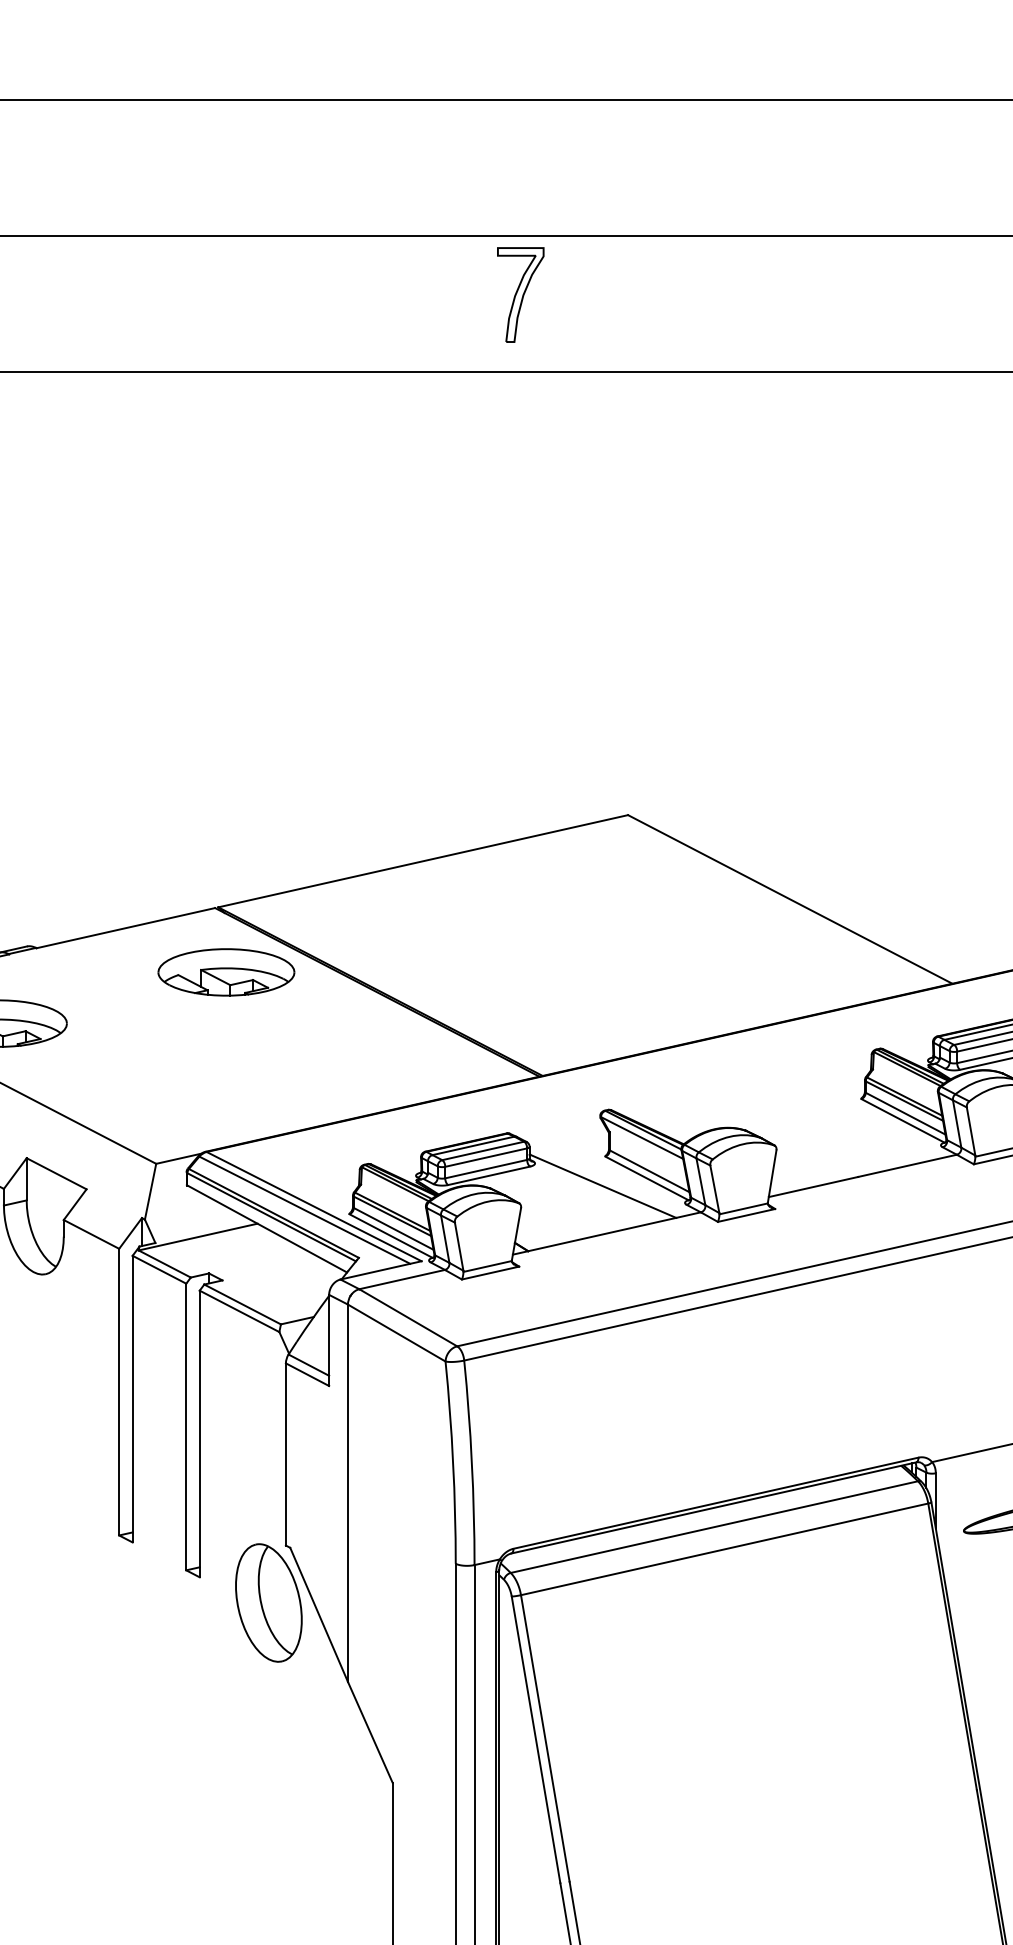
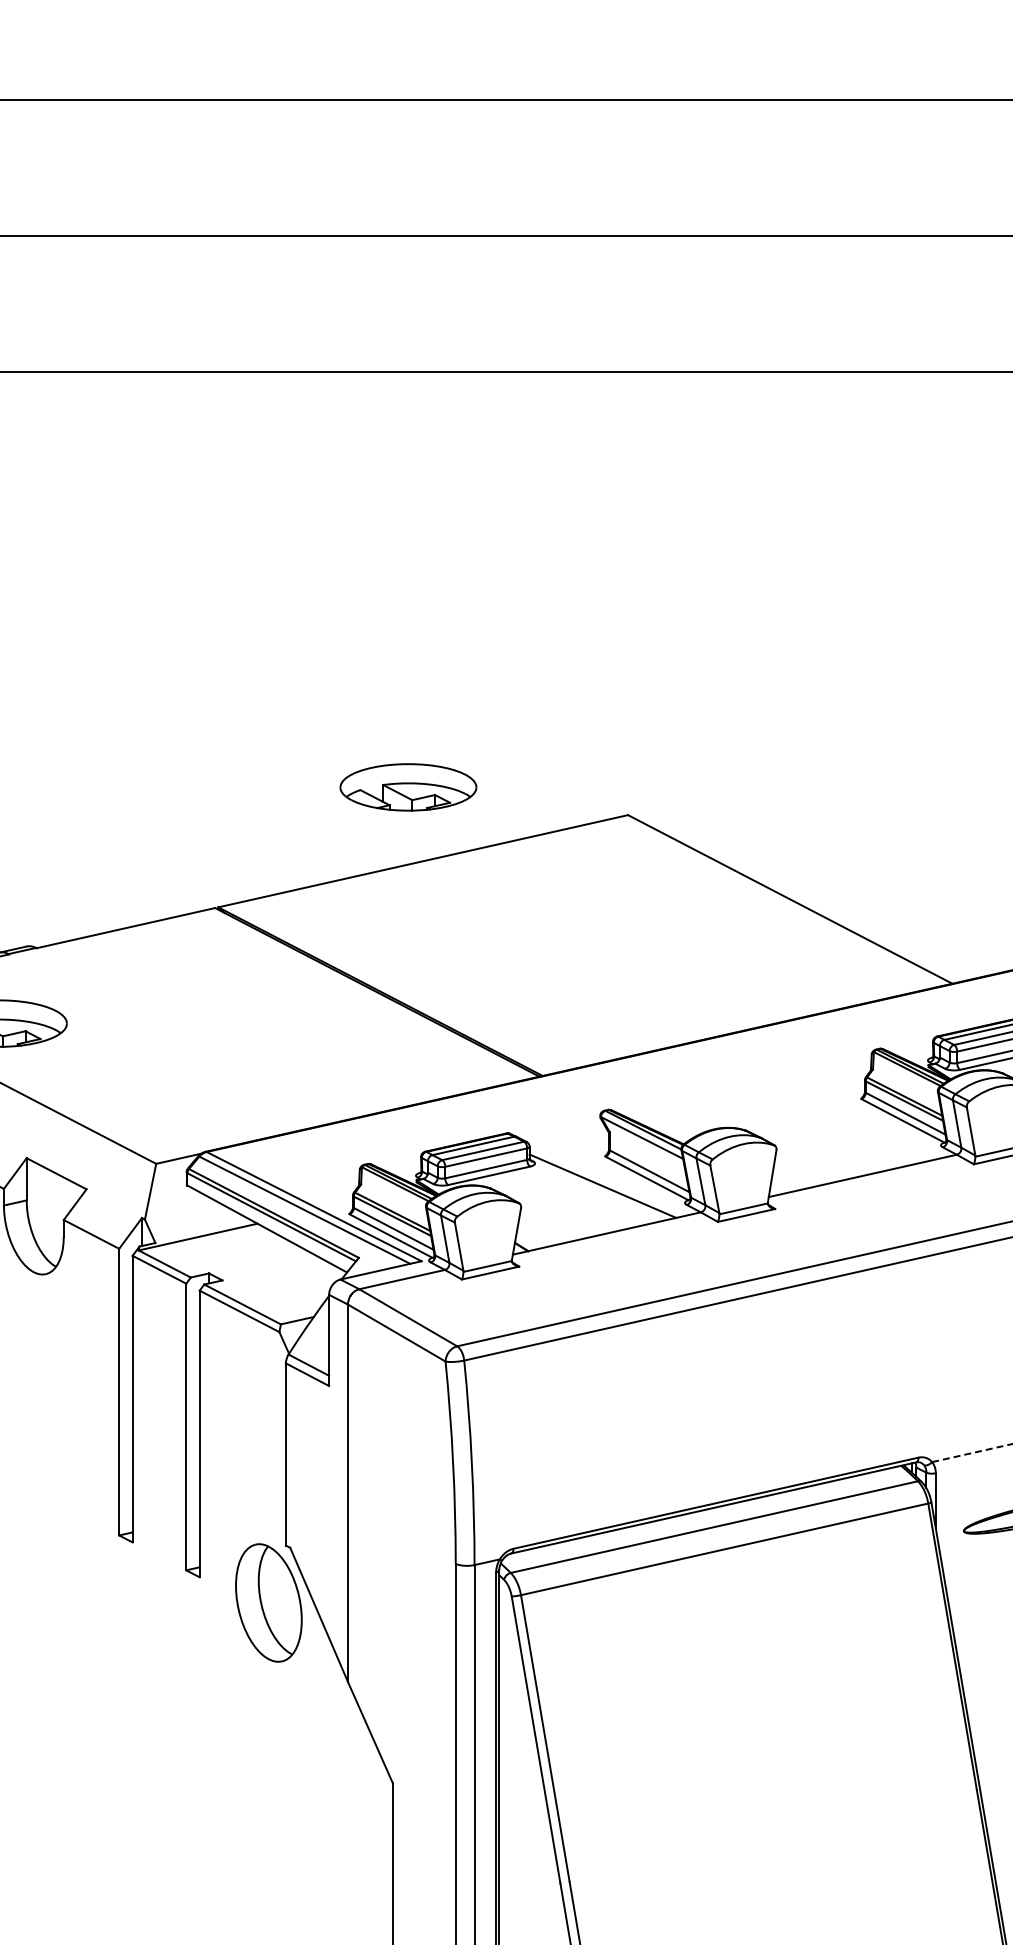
part: present -> none (520, 294)
part position: (226, 972) -> (408, 787) (408, 787)
line: solid -> dashed (972, 1453)
